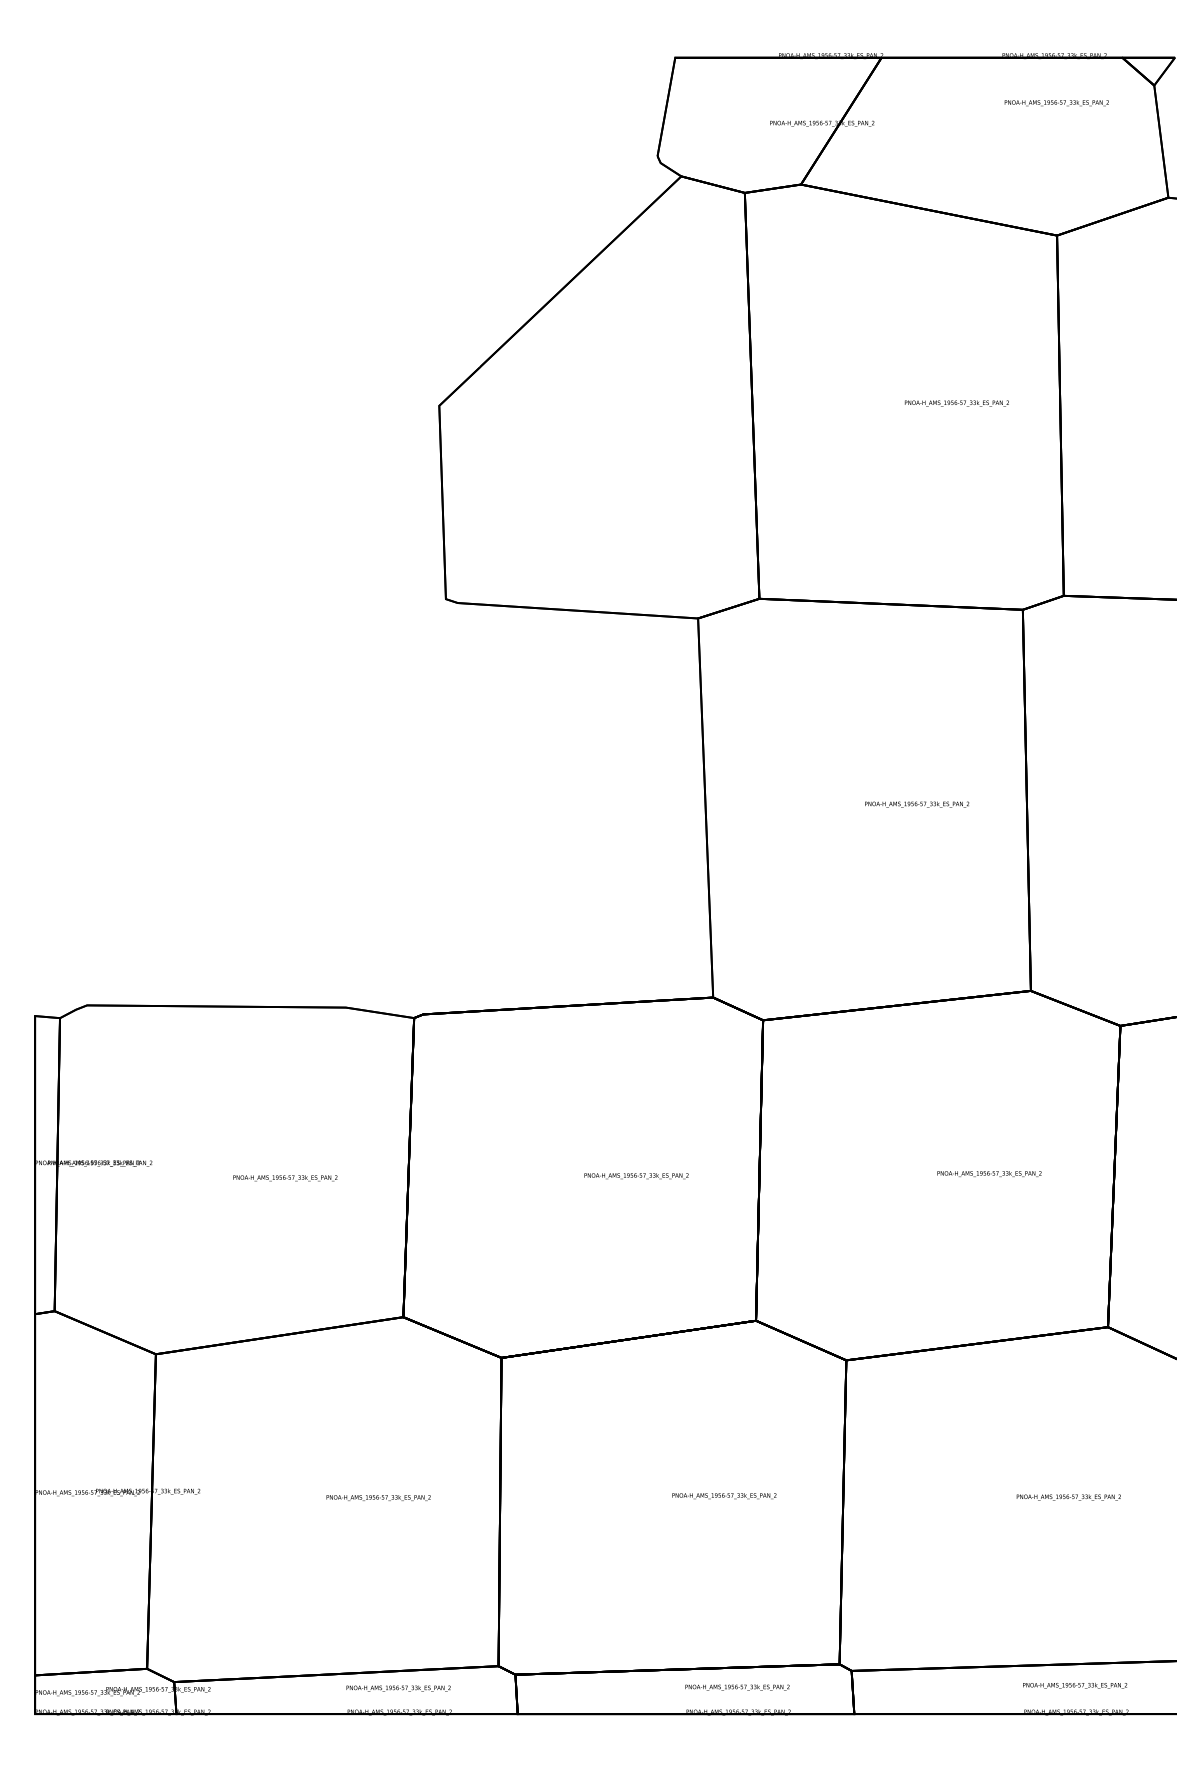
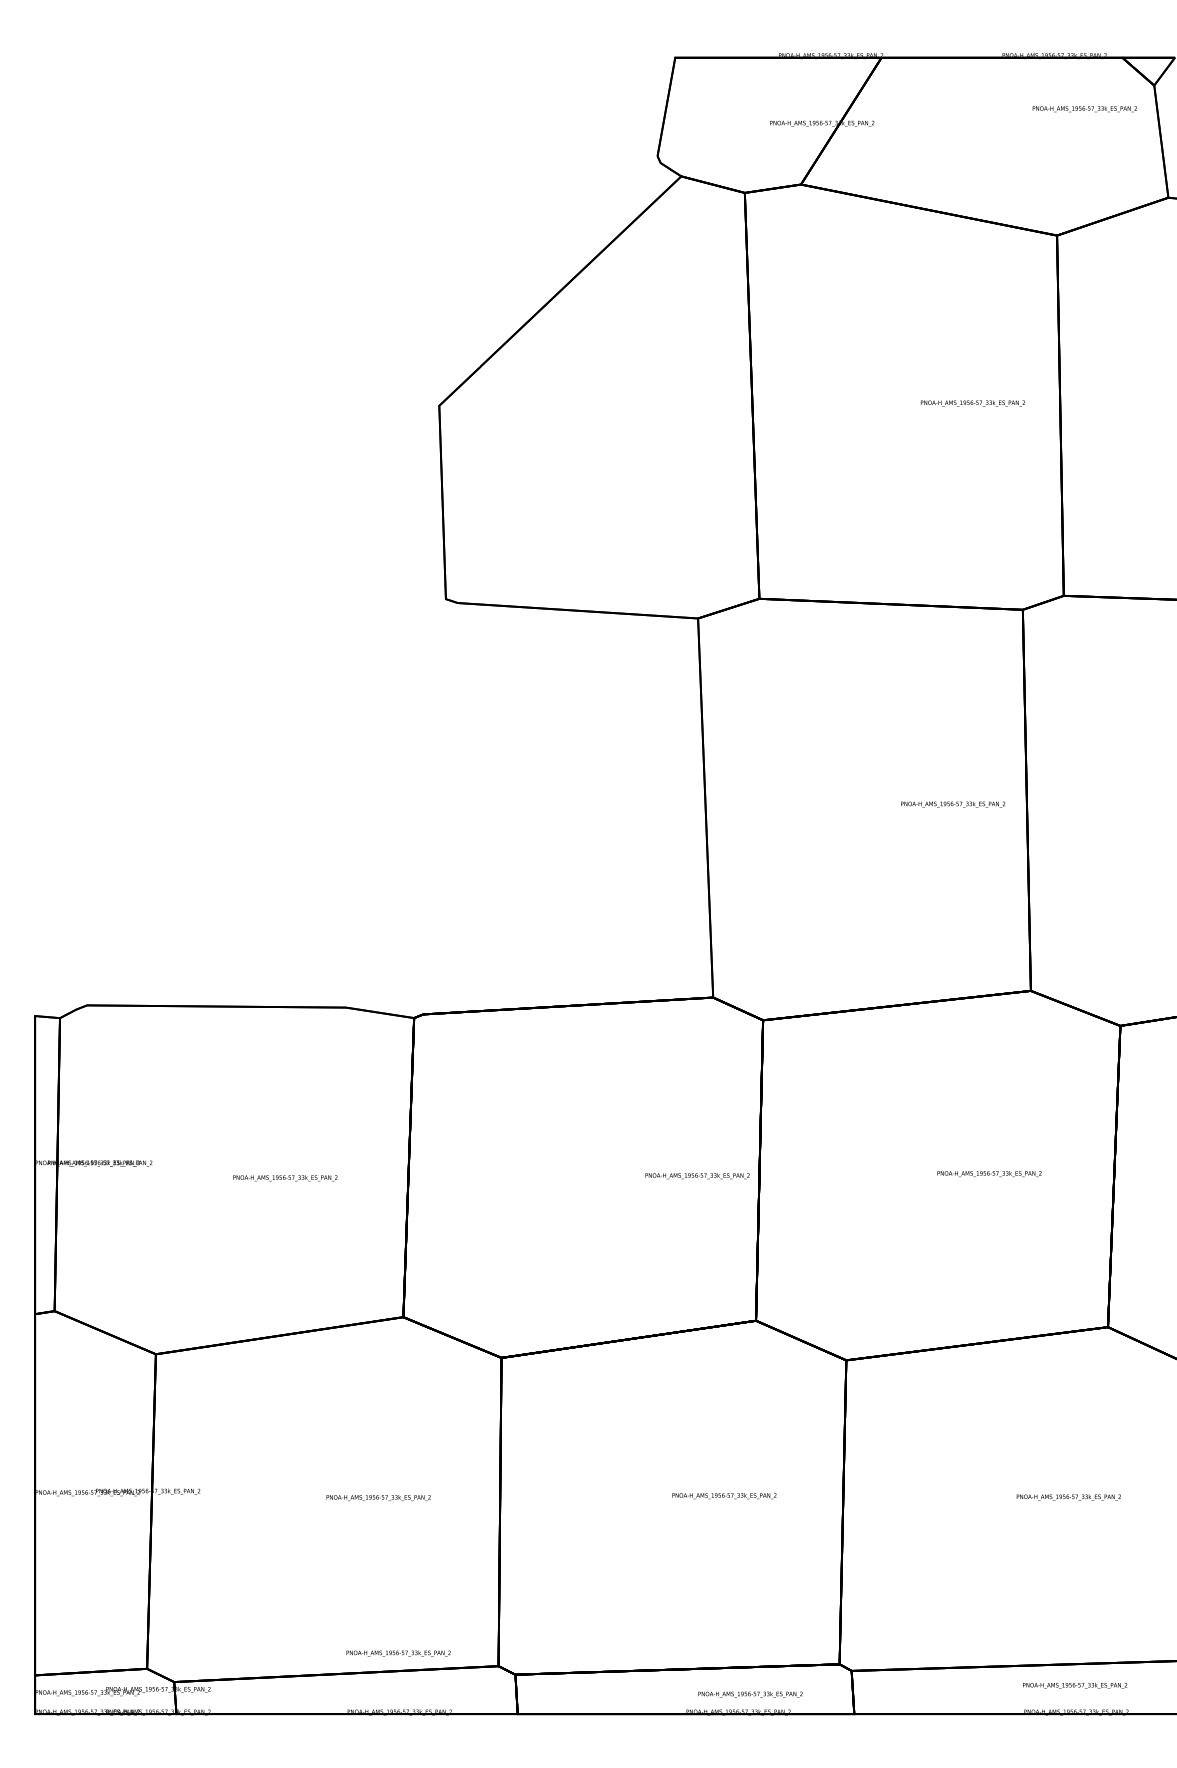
text position: (1056, 103) -> (1084, 109) (1084, 109)
text position: (956, 403) -> (972, 403) (972, 403)
text position: (917, 804) -> (953, 804) (953, 804)
text position: (636, 1176) -> (697, 1176) (697, 1176)
text position: (737, 1687) -> (750, 1694) (750, 1694)
text position: (398, 1688) -> (398, 1653) (398, 1653)
